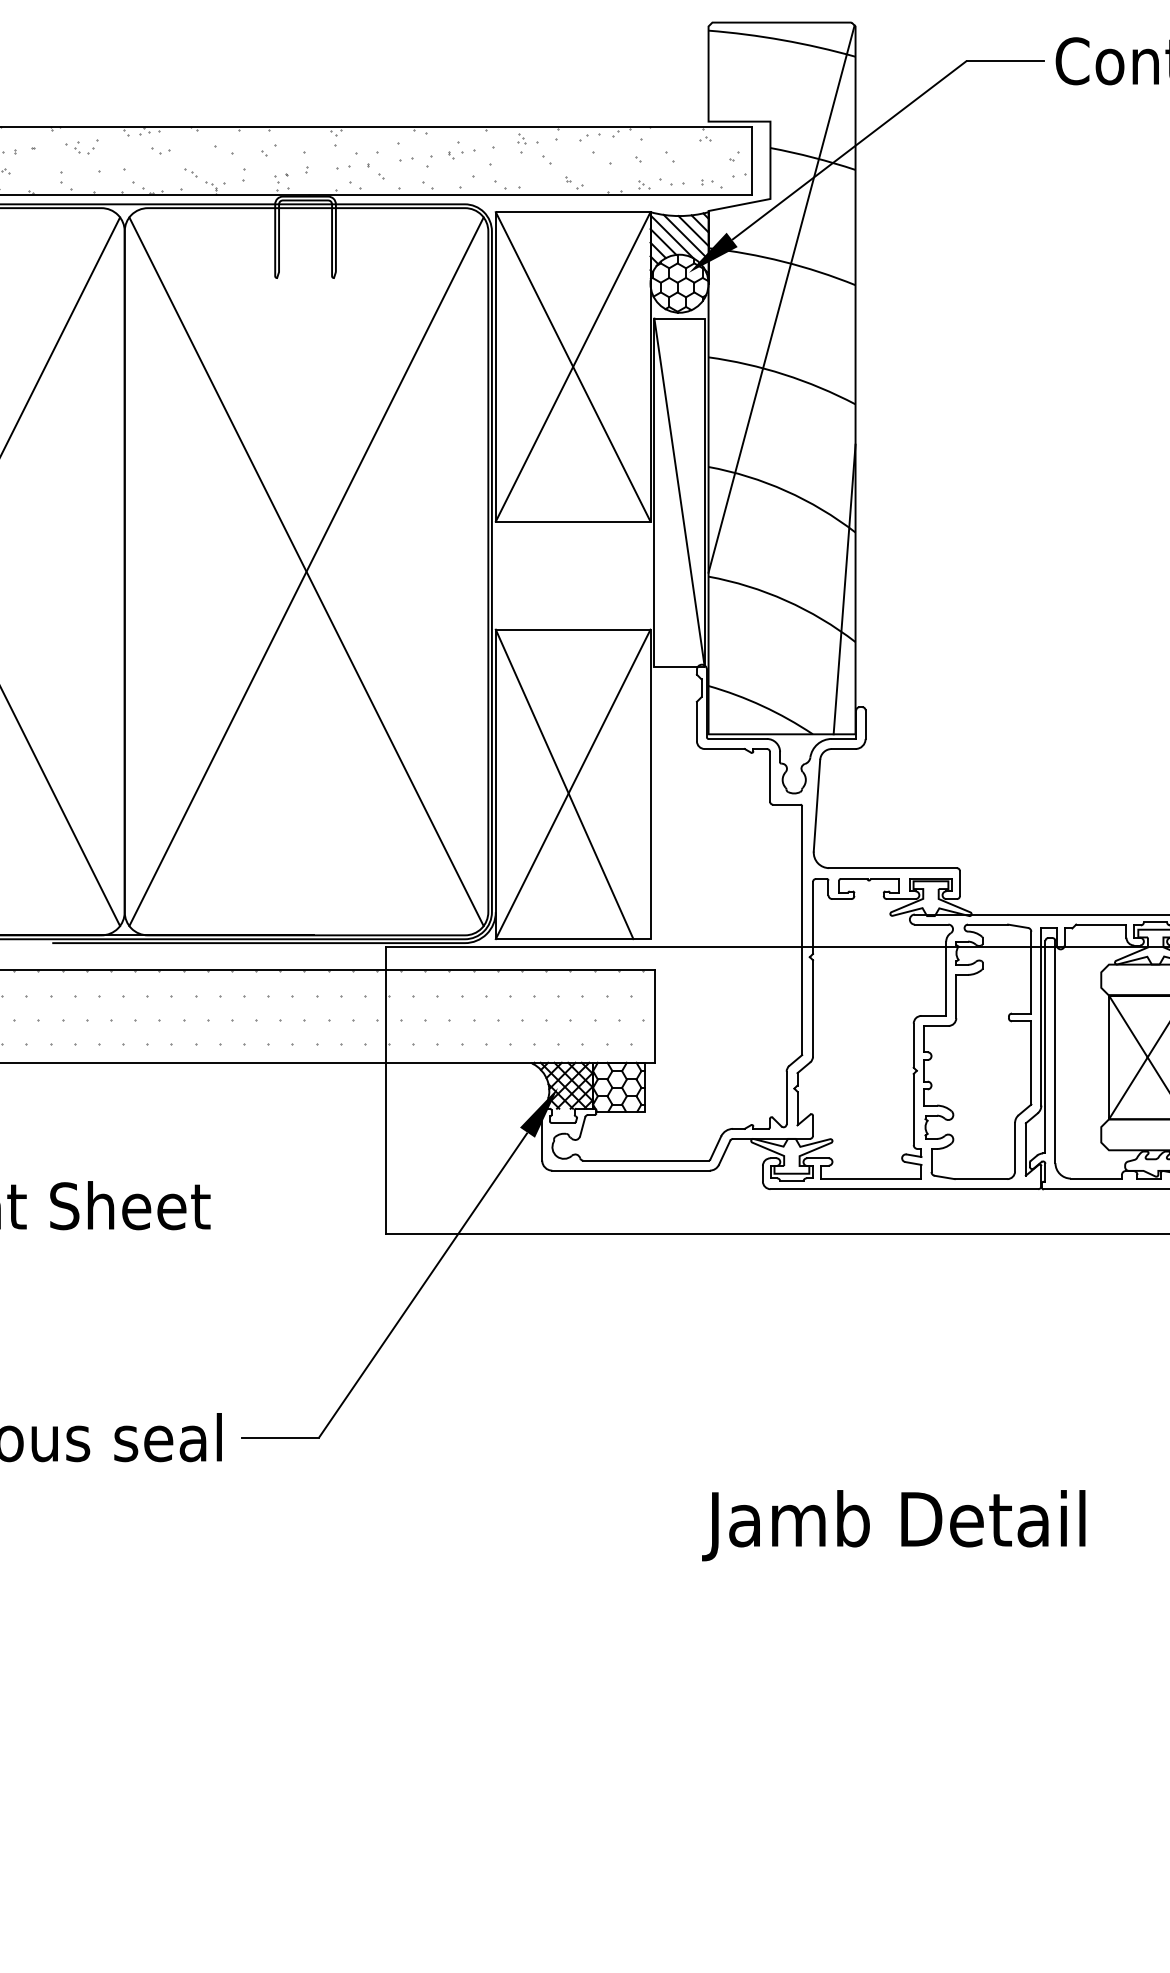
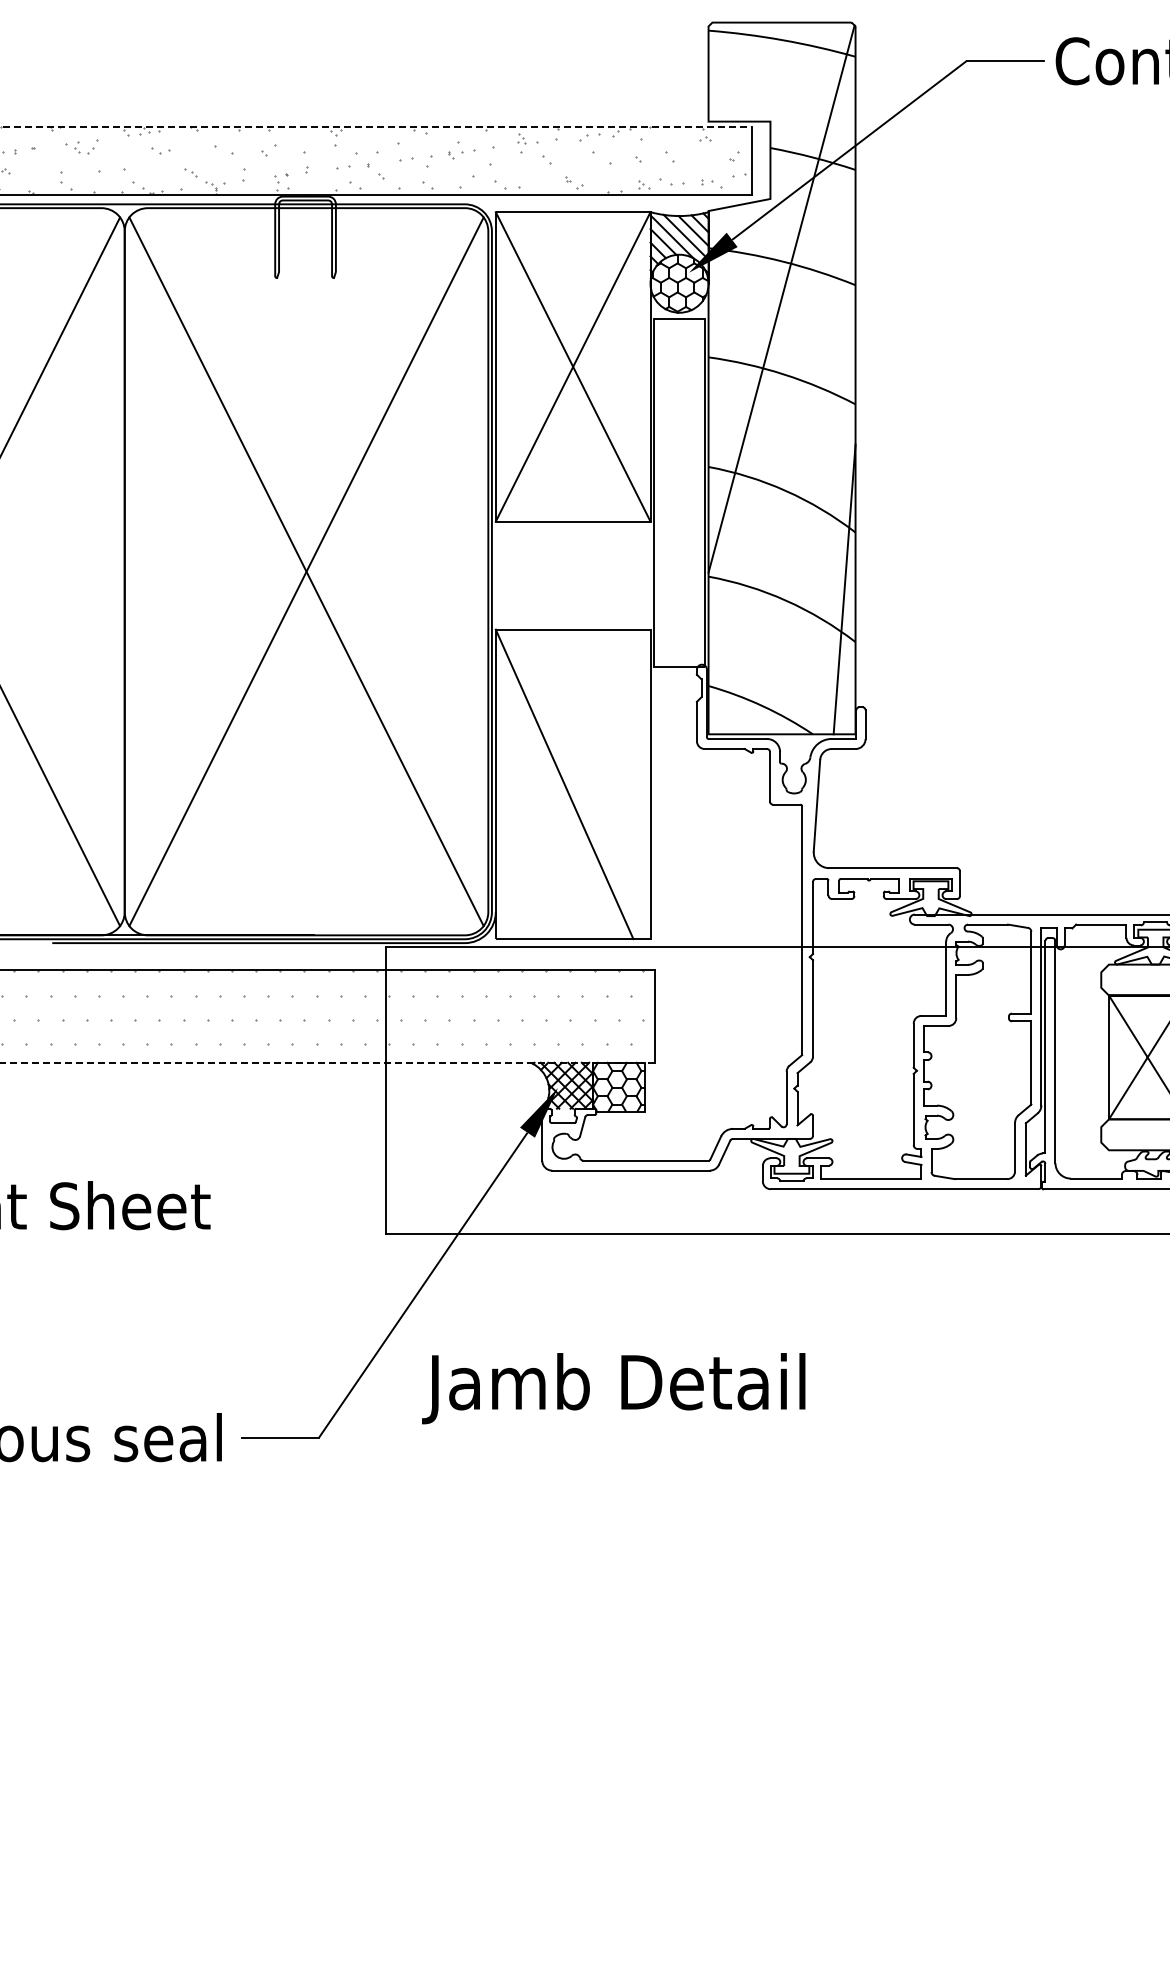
line: solid -> dashed (376, 126)
line: present -> none (679, 492)
line: present -> none (572, 784)
line: solid -> dashed (327, 1062)
text position: (893, 1525) -> (613, 1388) (613, 1388)
